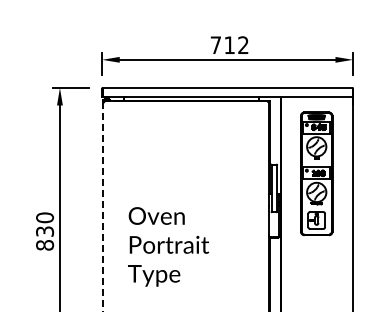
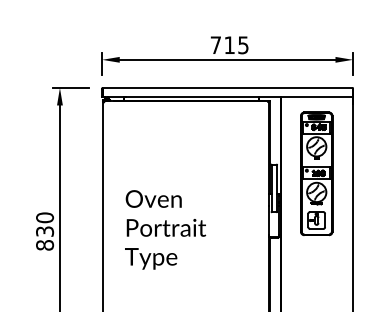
text: 712 -> 715 (243, 45)
line: dashed -> solid (103, 206)
text position: (168, 246) -> (165, 229) (165, 229)
